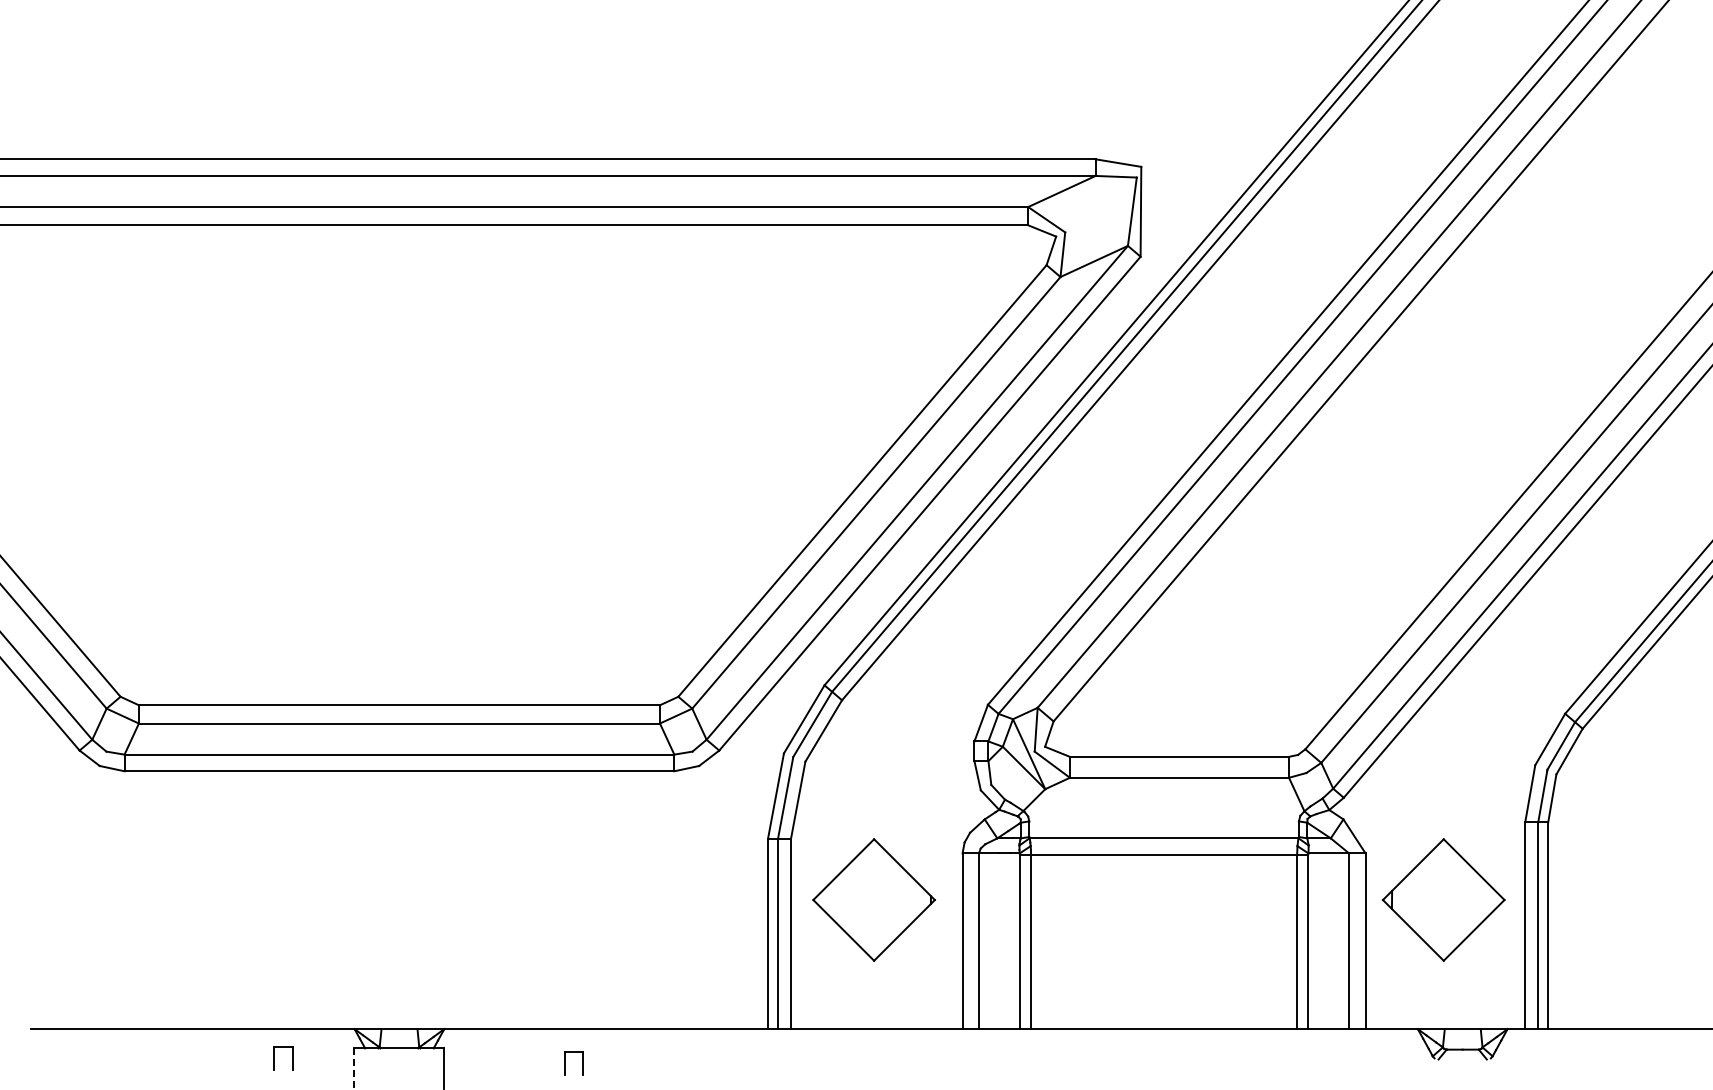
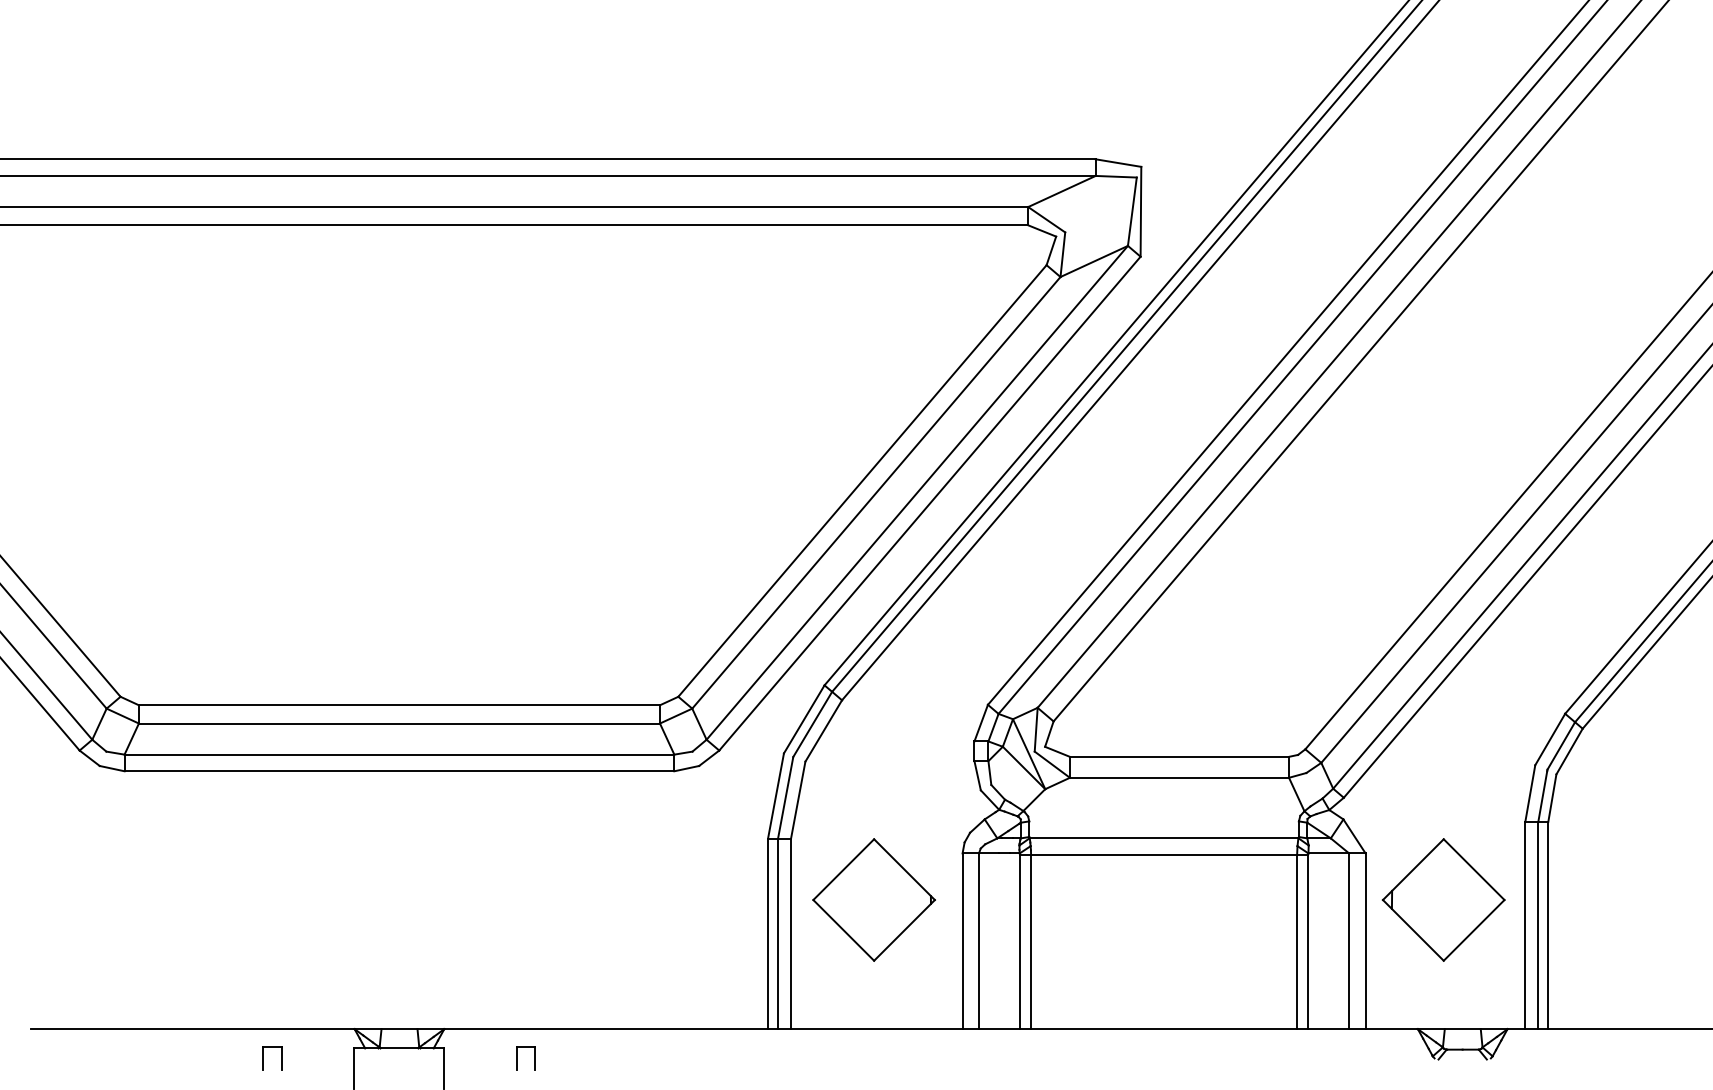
part position: (274, 1058) -> (263, 1058) (263, 1058)
part position: (565, 1063) -> (517, 1058) (517, 1058)
line: dashed -> solid (353, 1069)
